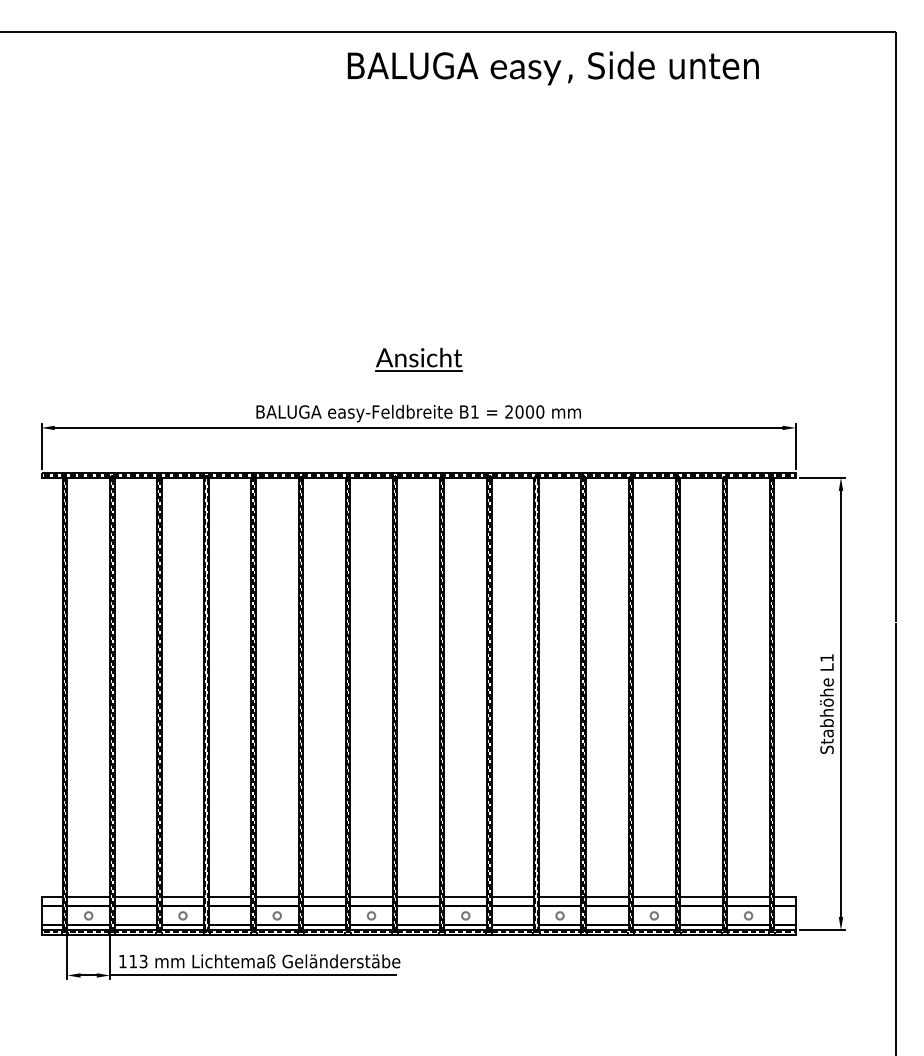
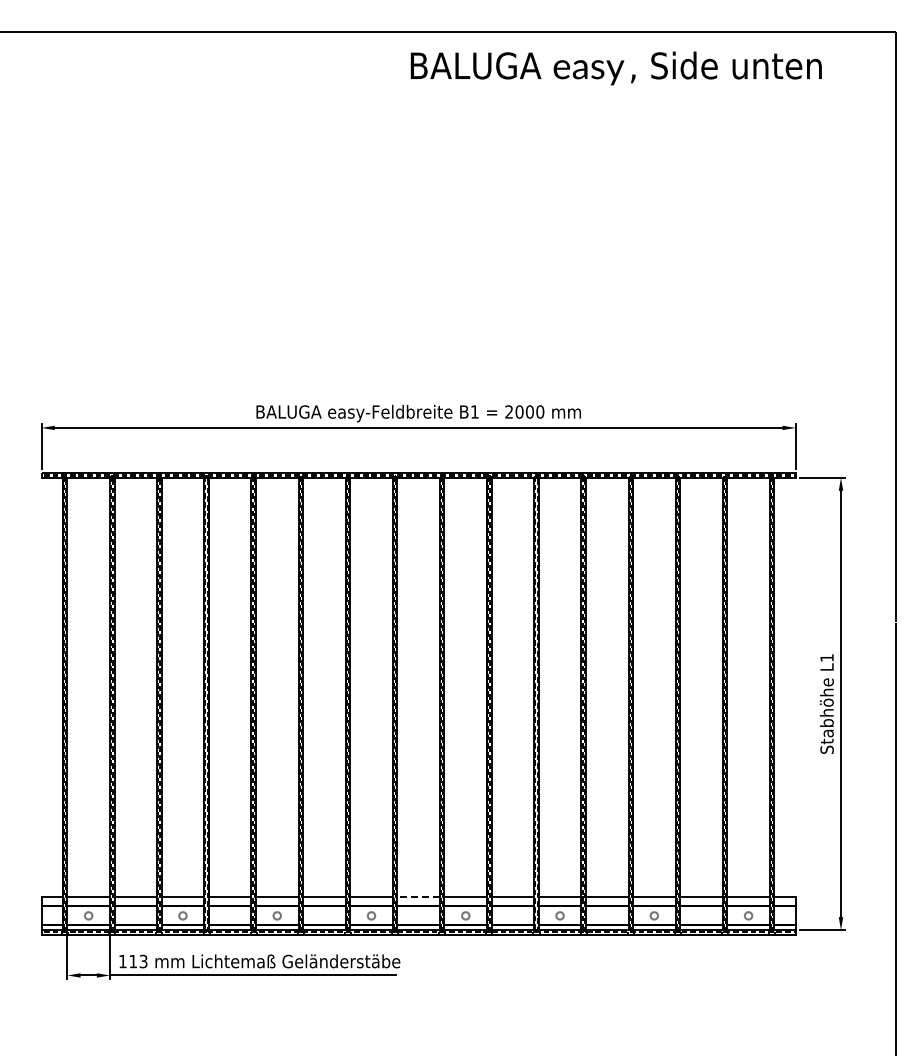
text position: (552, 68) -> (615, 68) (615, 68)
part: present -> none (418, 359)
line: solid -> dashed (418, 897)
